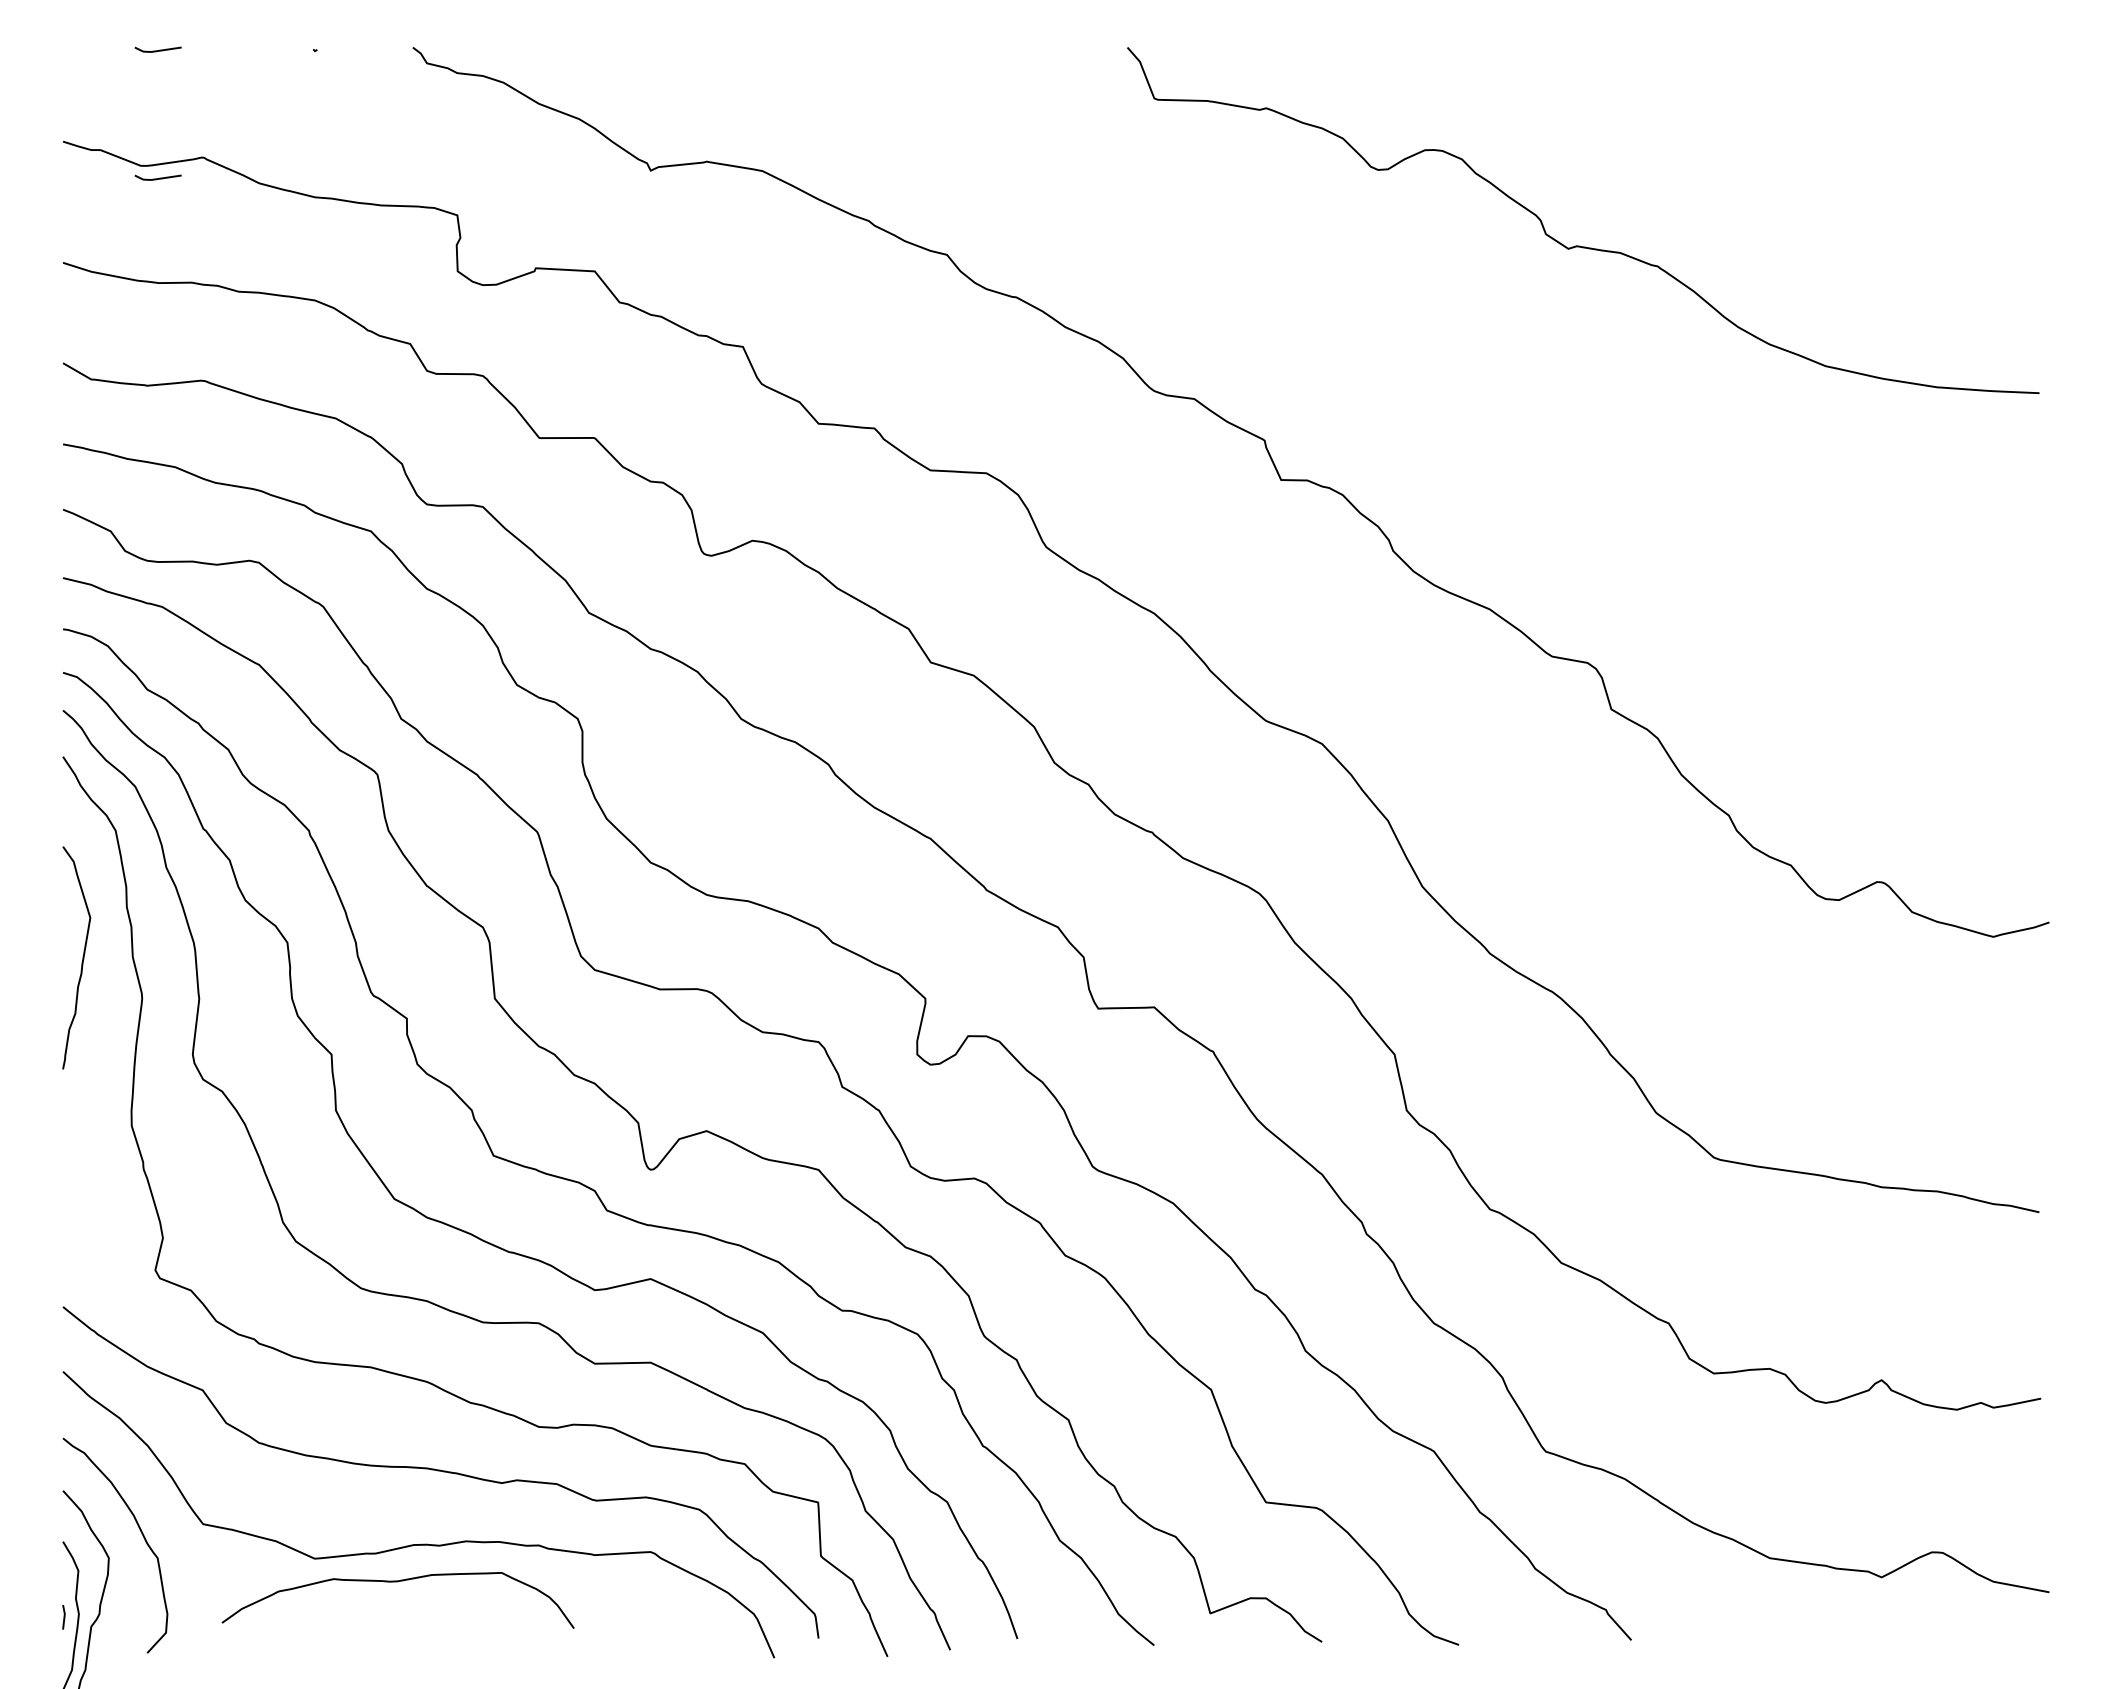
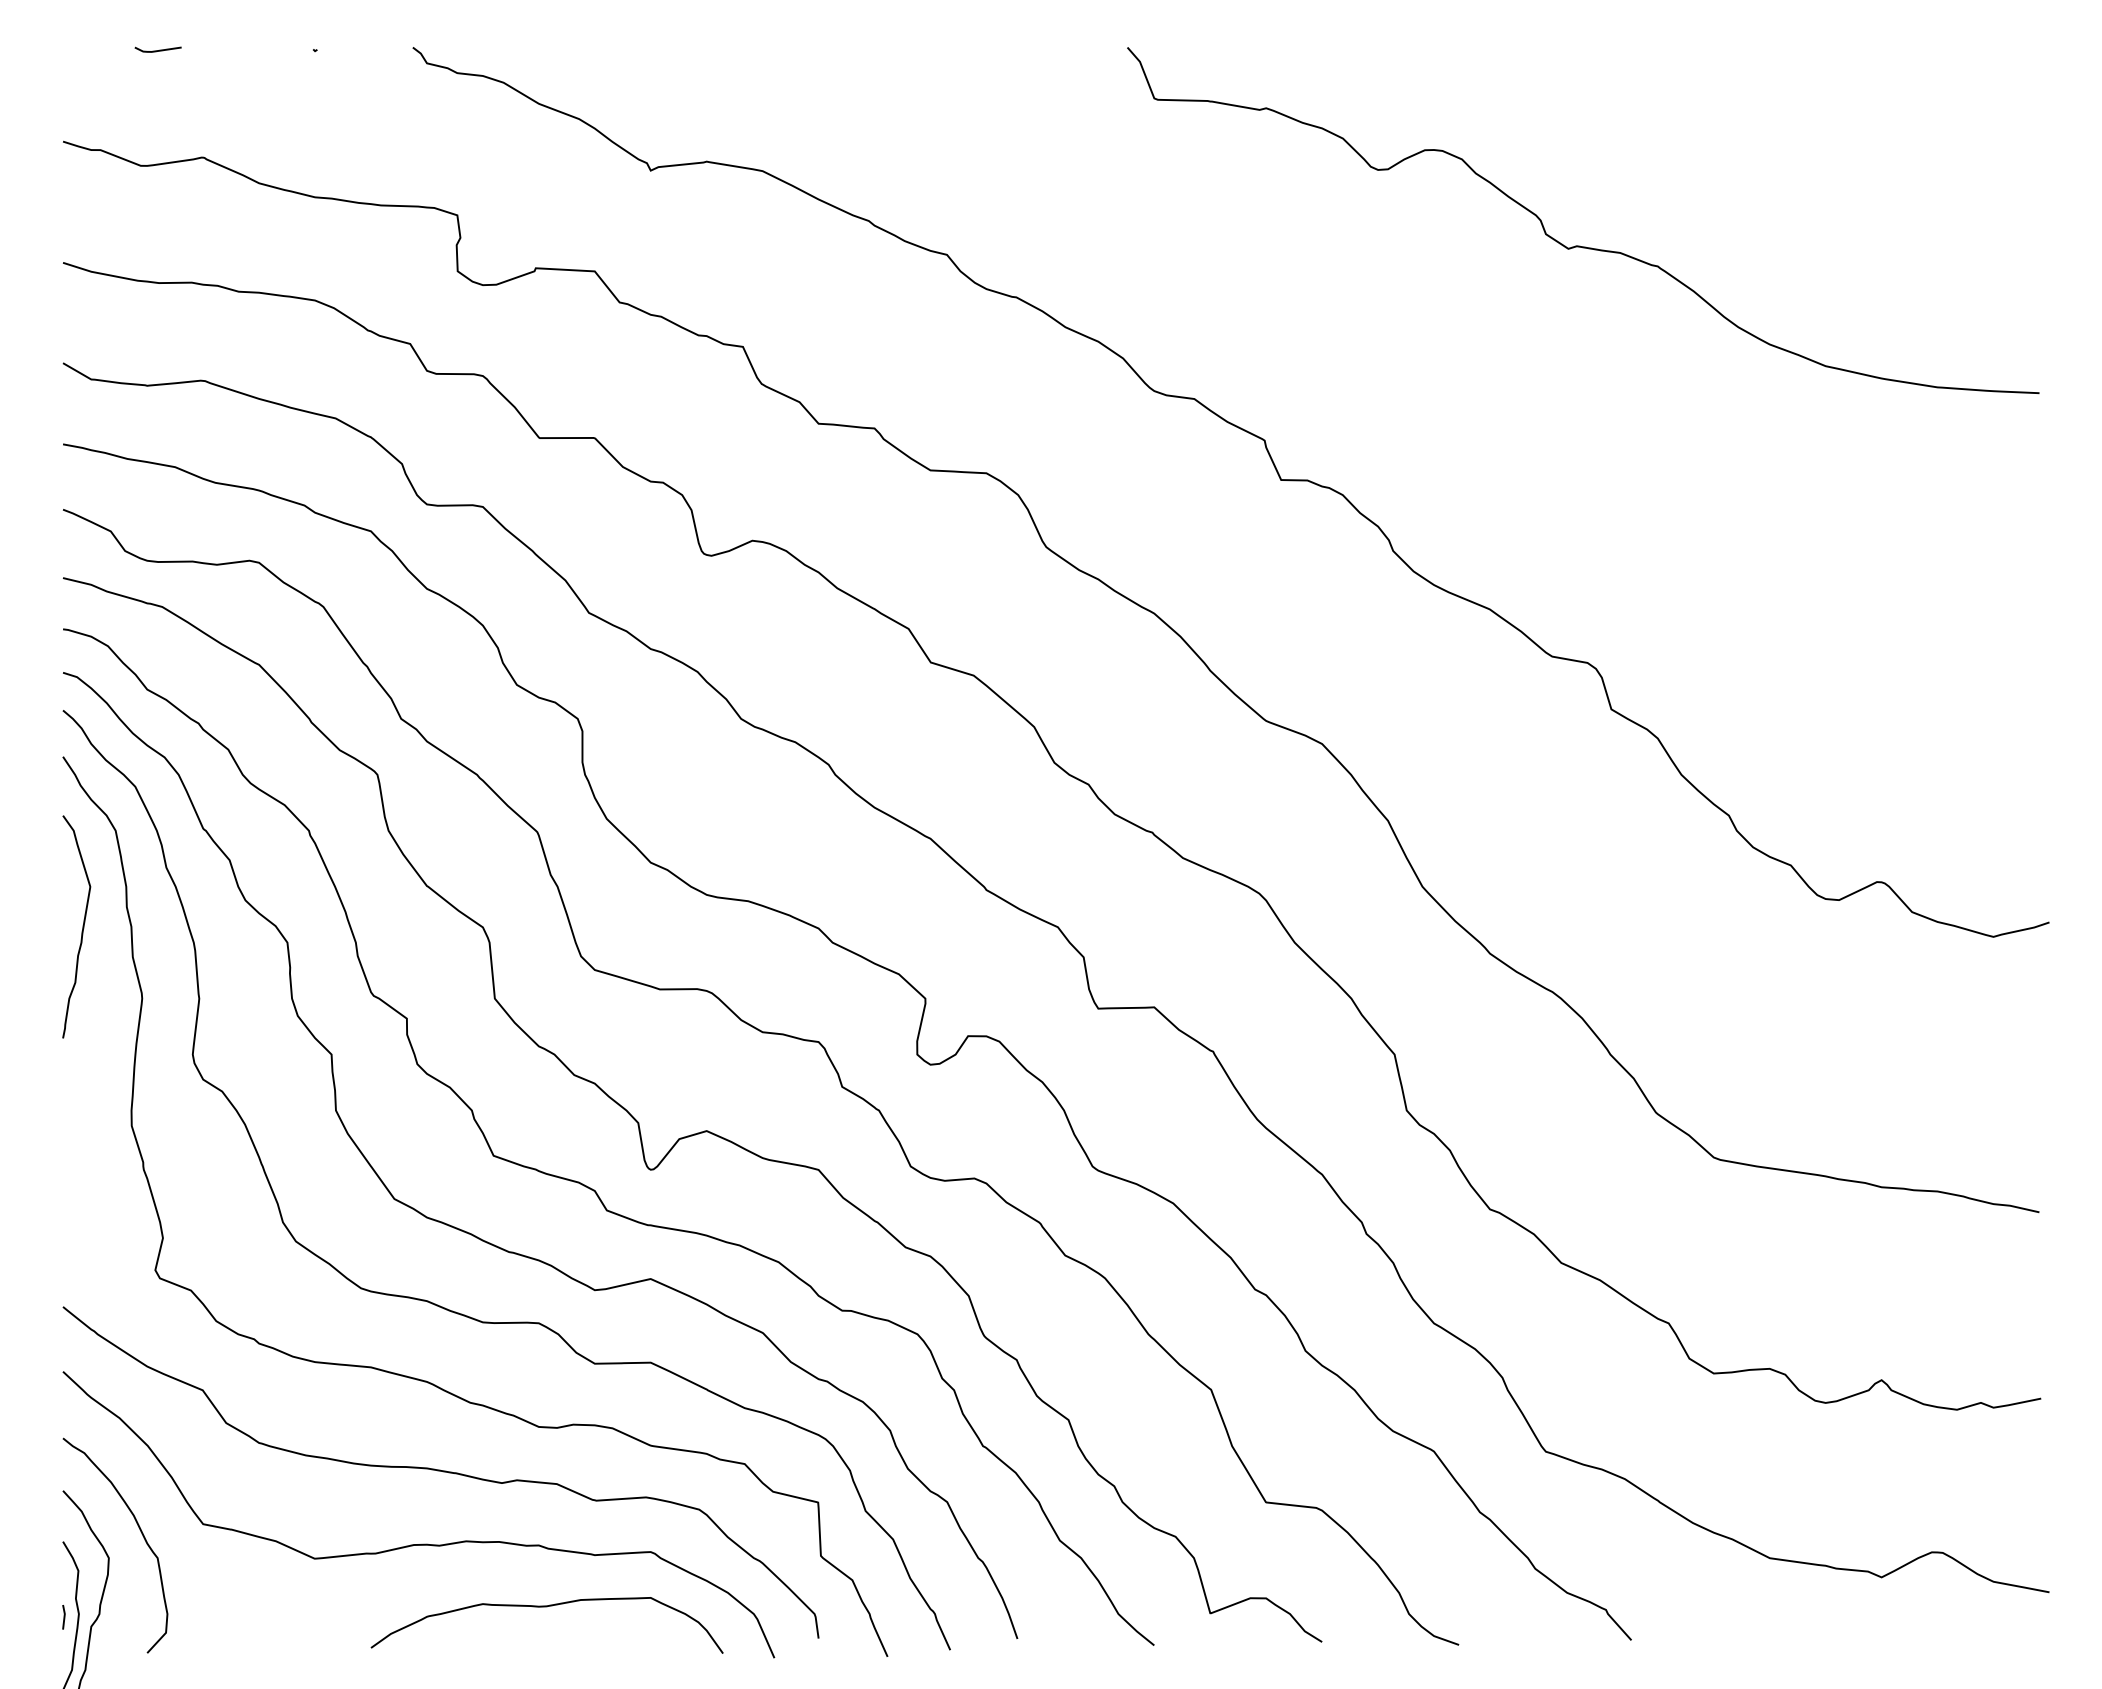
line: present -> none (157, 178)
curve position: (82, 957) -> (82, 926) (82, 926)
curve position: (397, 1582) -> (546, 1607) (546, 1607)
